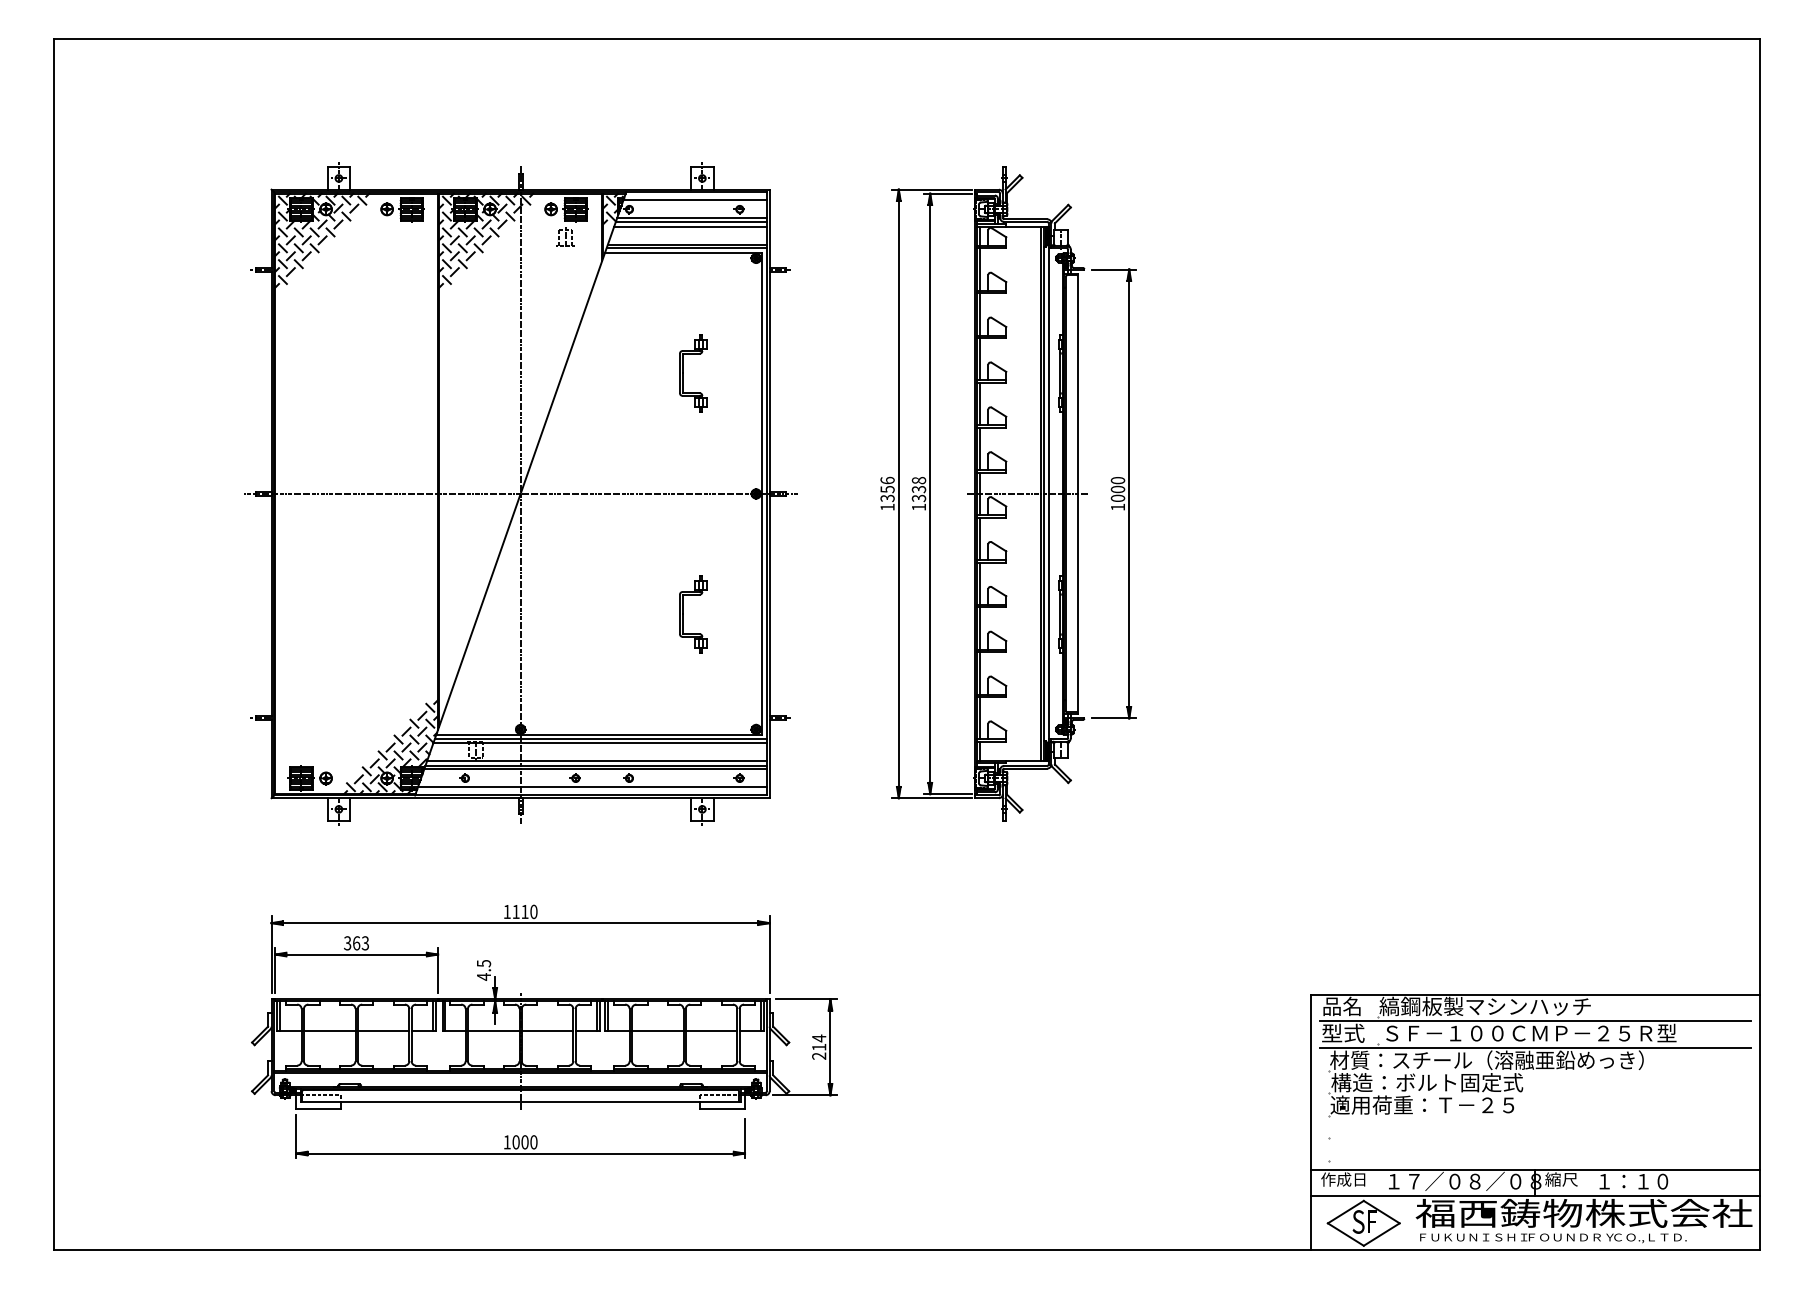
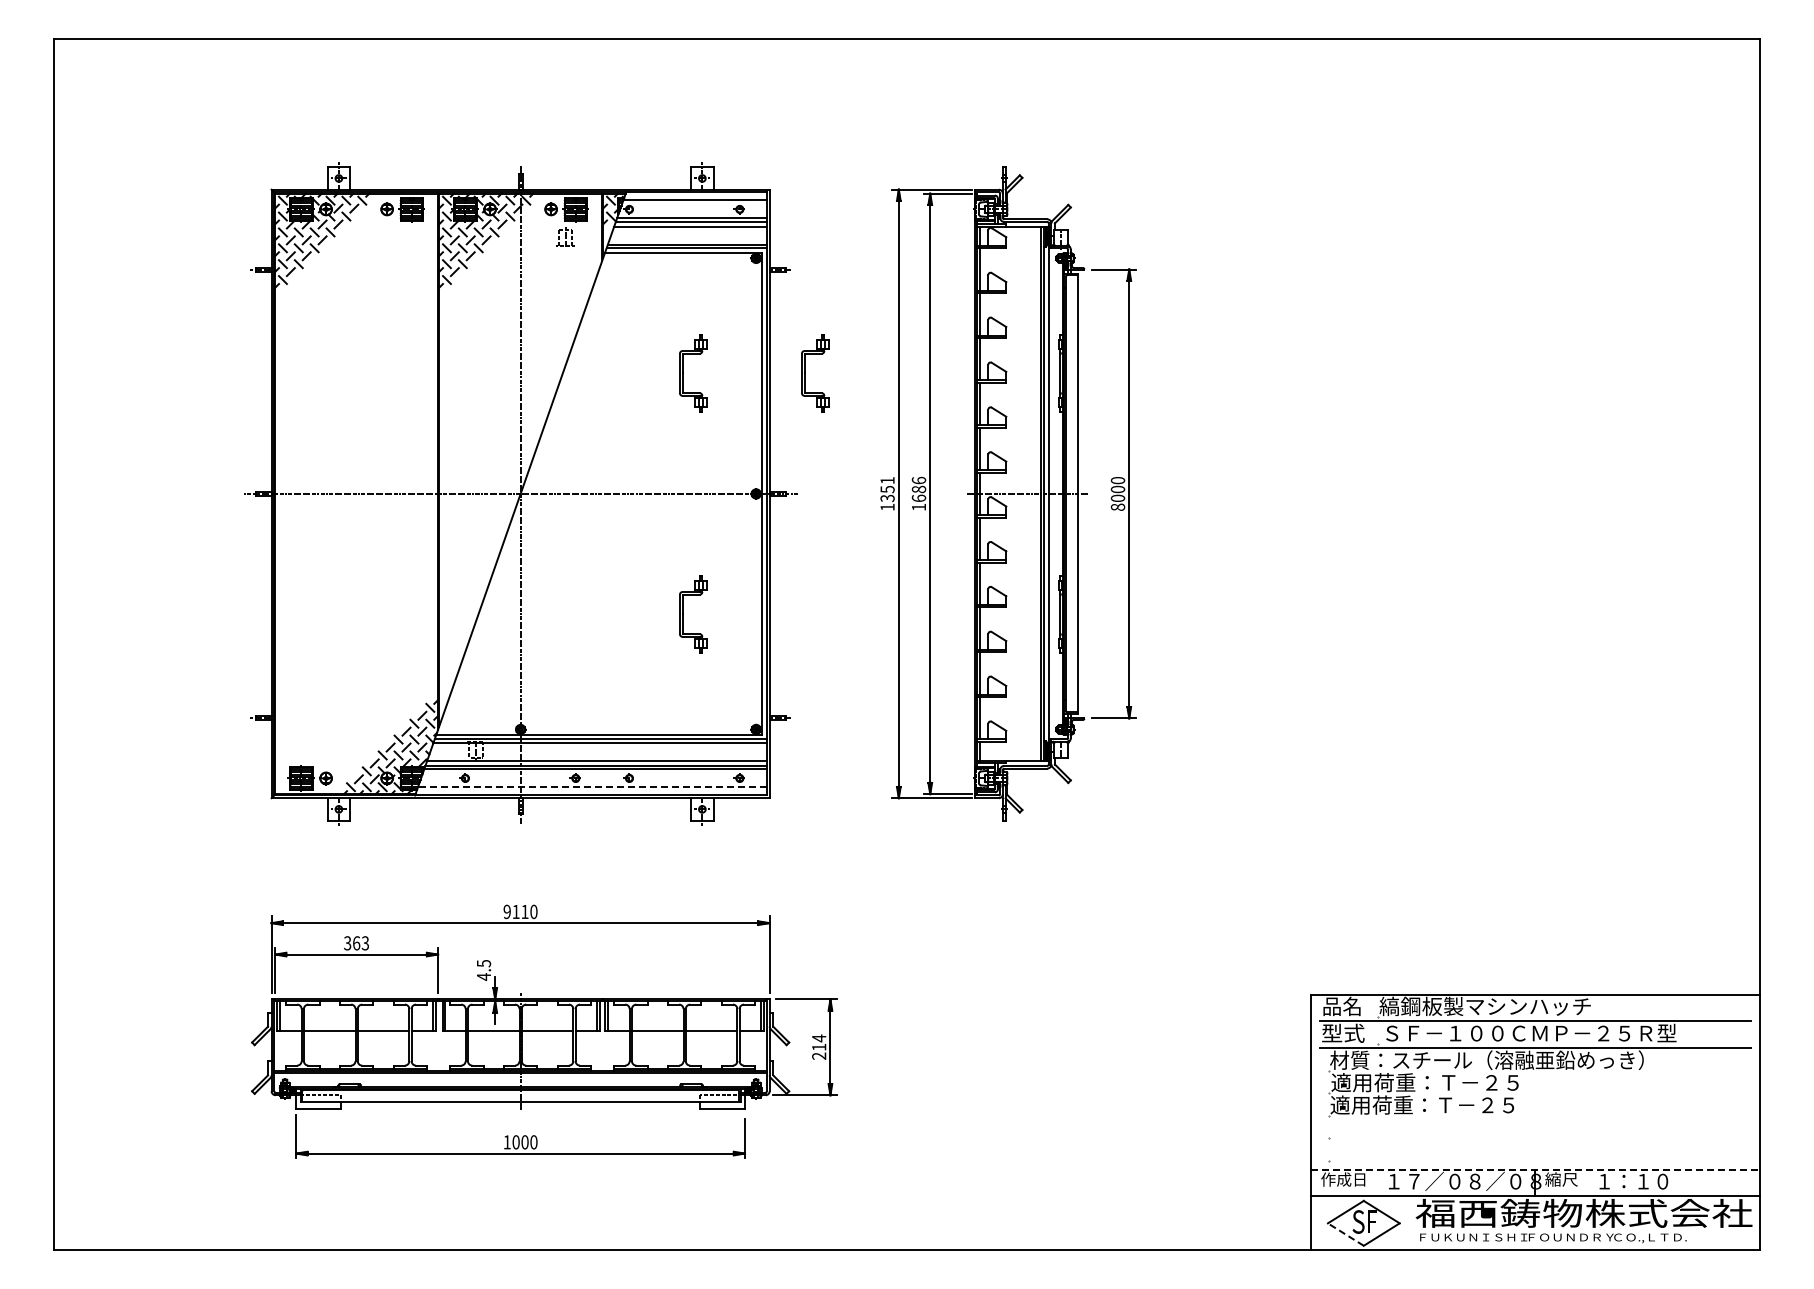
part: none -> present (805, 373)
text: 1356 -> 1351 (887, 480)
text: 1338 -> 1686 (918, 489)
text: 1000 -> 8000 (1117, 506)
line: solid -> dashed (592, 787)
text: 1110 -> 9110 (506, 911)
text: 構造：ボルト固定式 -> 適用荷重：Ｔ－２５ (1427, 1082)
line: solid -> dashed (1535, 1169)
line: solid -> dashed (1345, 1234)
